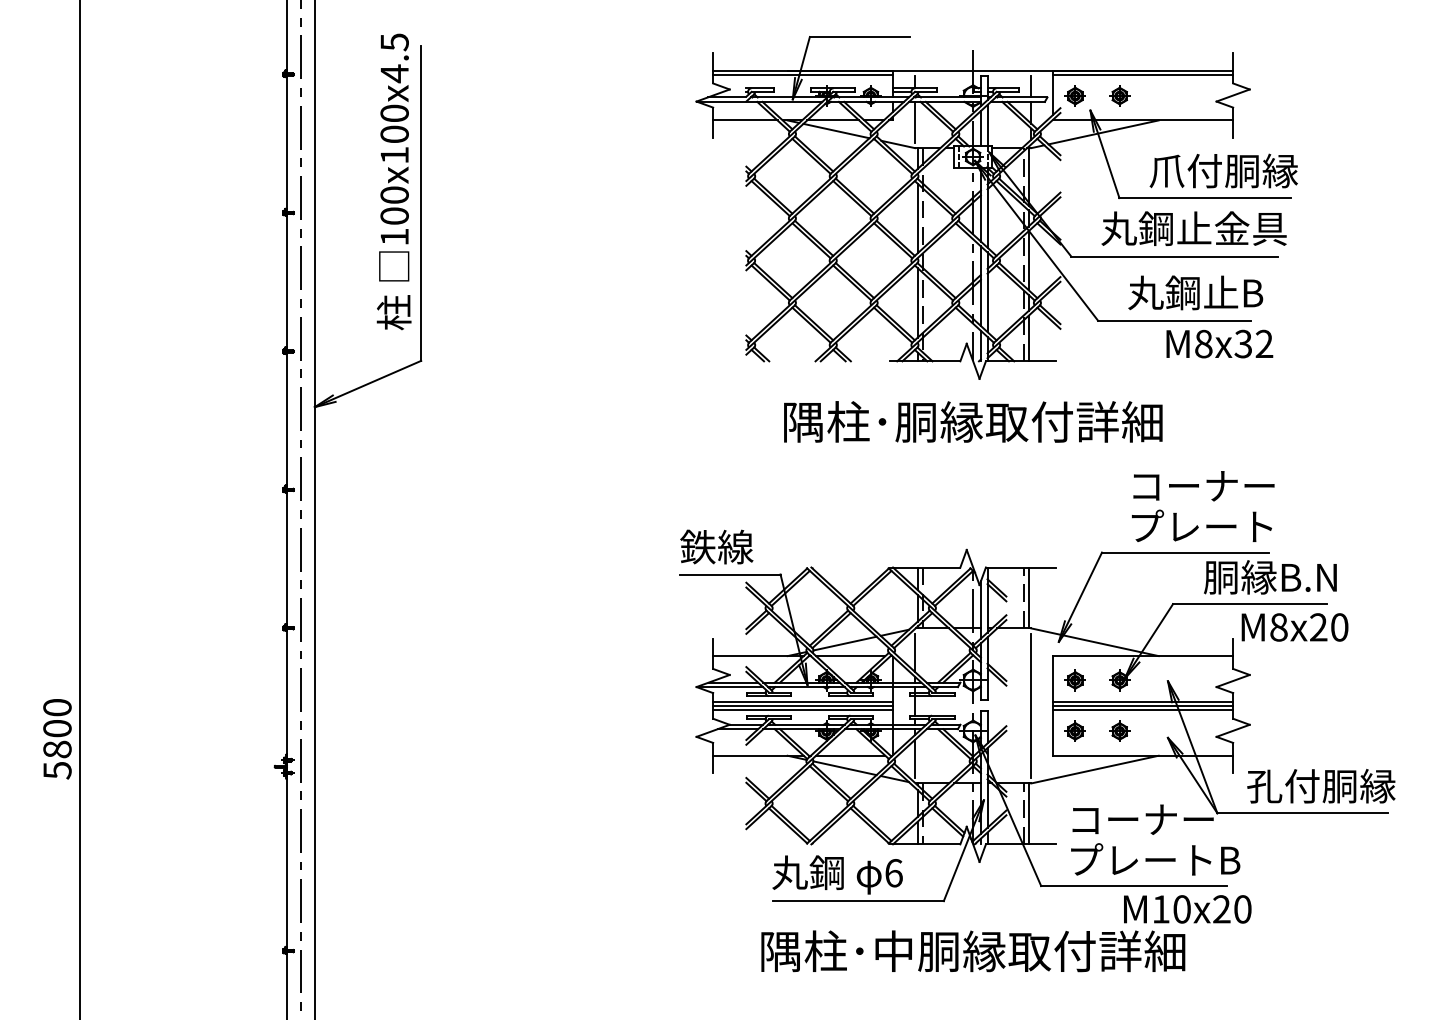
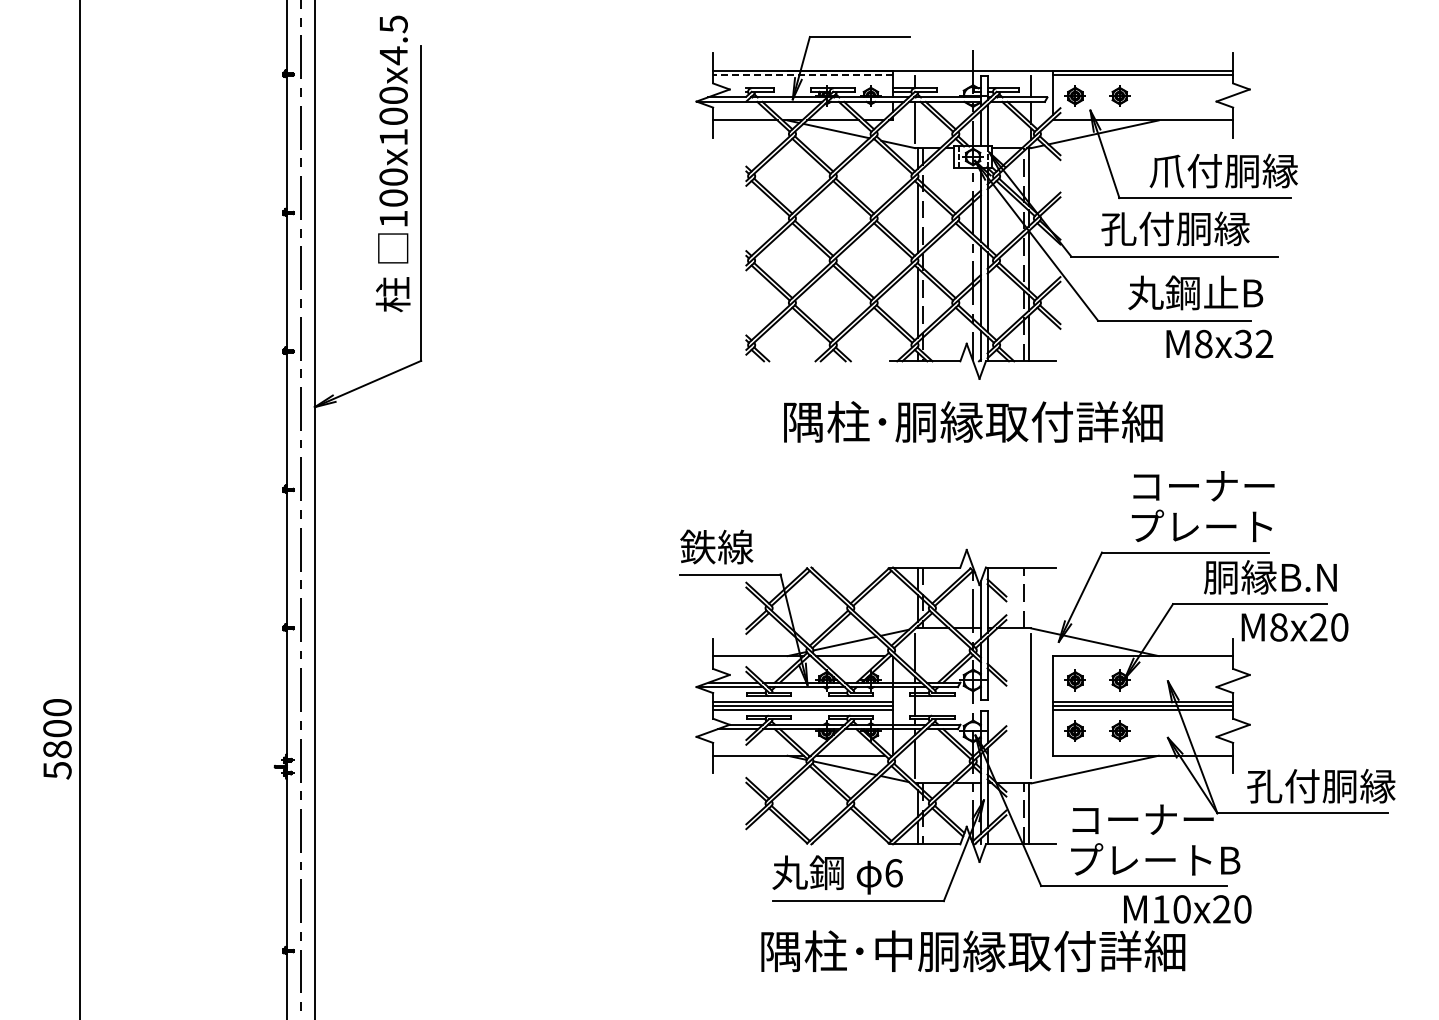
line: solid -> dashed (803, 75)
text position: (393, 181) -> (392, 163) (392, 163)
text: 丸鋼止金具 -> 孔付胴縁 (1193, 228)
line: present -> none (1028, 597)
